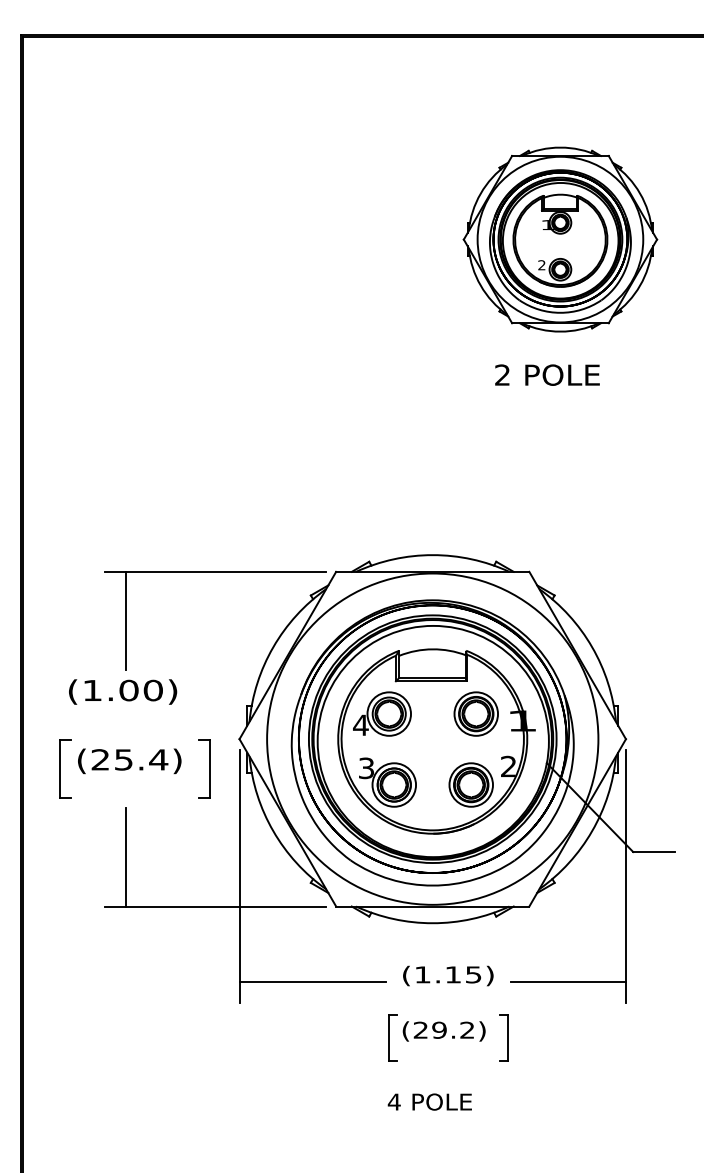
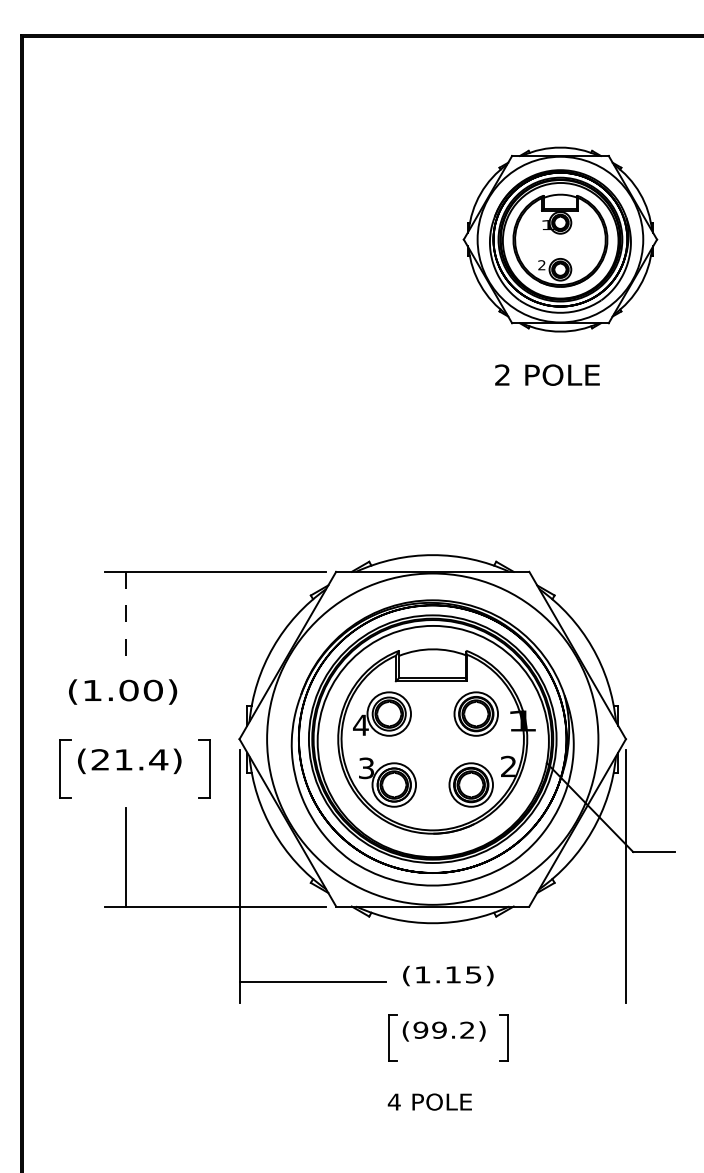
line: solid -> dashed (125, 621)
text: (25.4) -> (21.4) (123, 759)
line: present -> none (568, 982)
text: (29.2) -> (99.2) (420, 1029)
